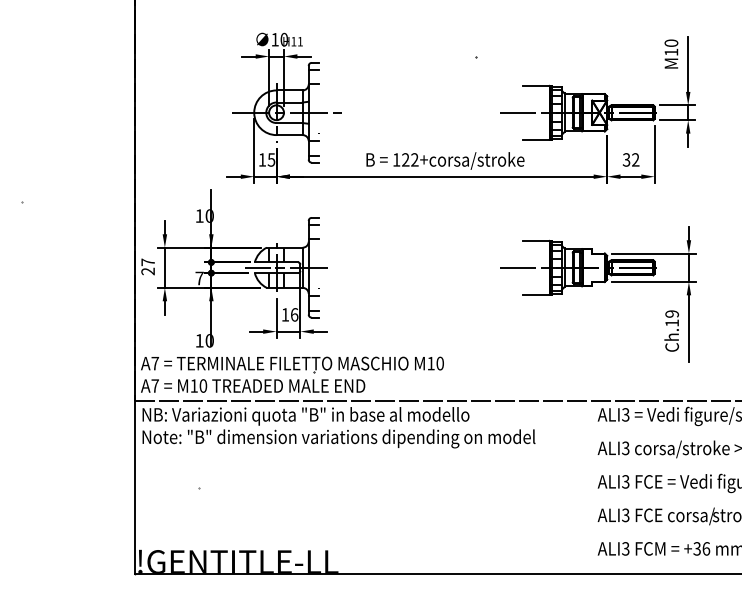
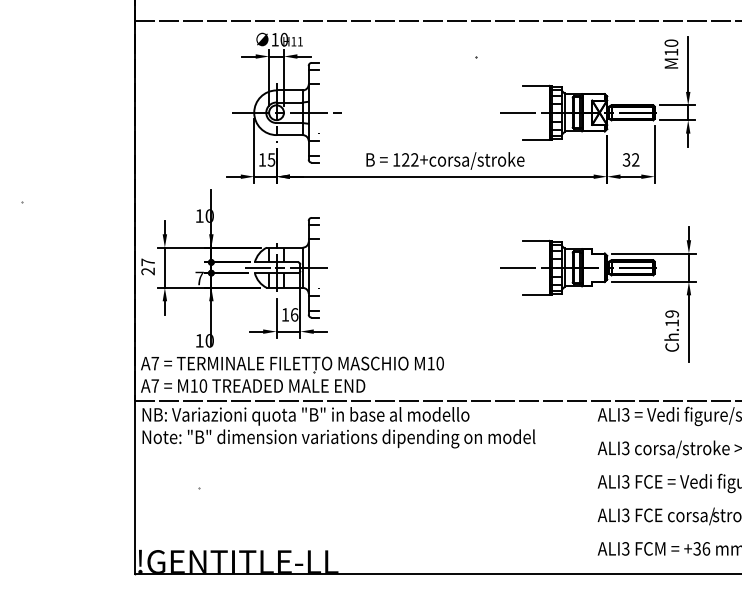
line: none -> present (436, 21)
